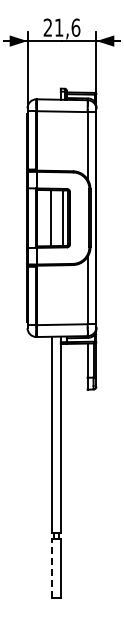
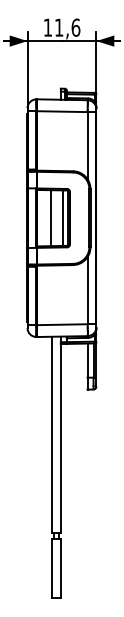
text: 21,6 -> 11,6 (47, 27)
line: dashed -> solid (51, 568)
